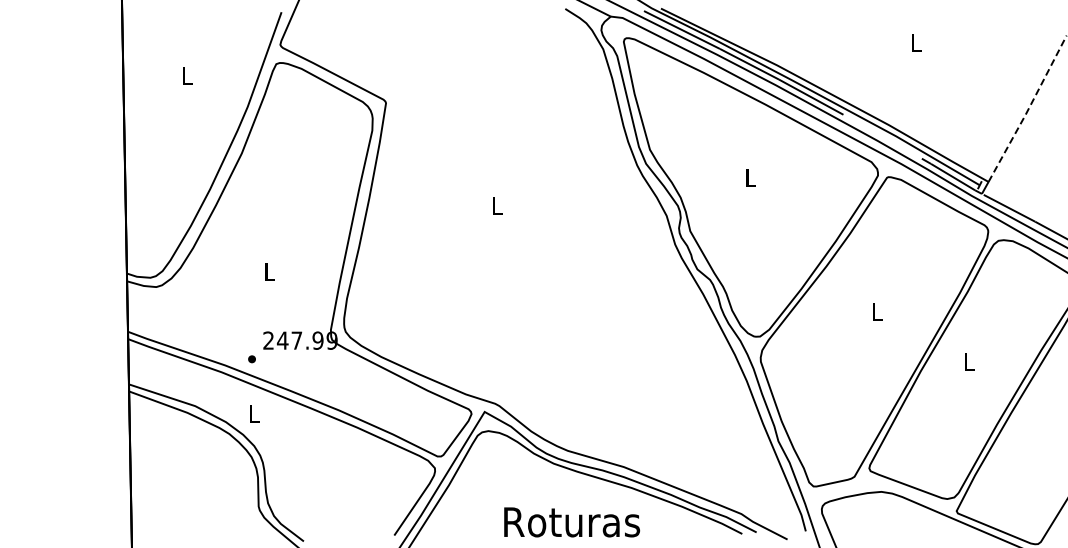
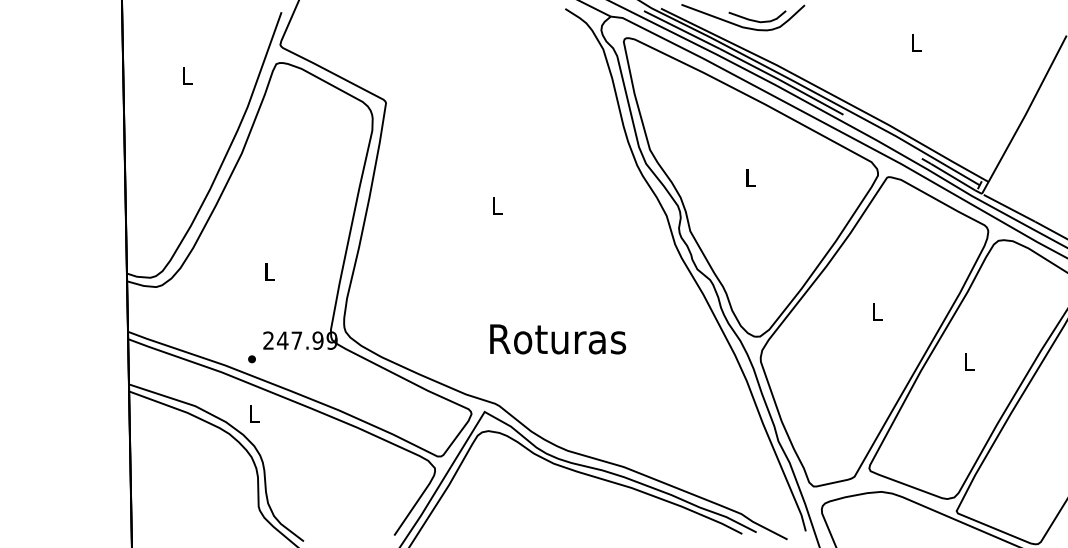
part: none -> present (743, 17)
line: dashed -> solid (1028, 109)
text position: (572, 522) -> (558, 339) (558, 339)
